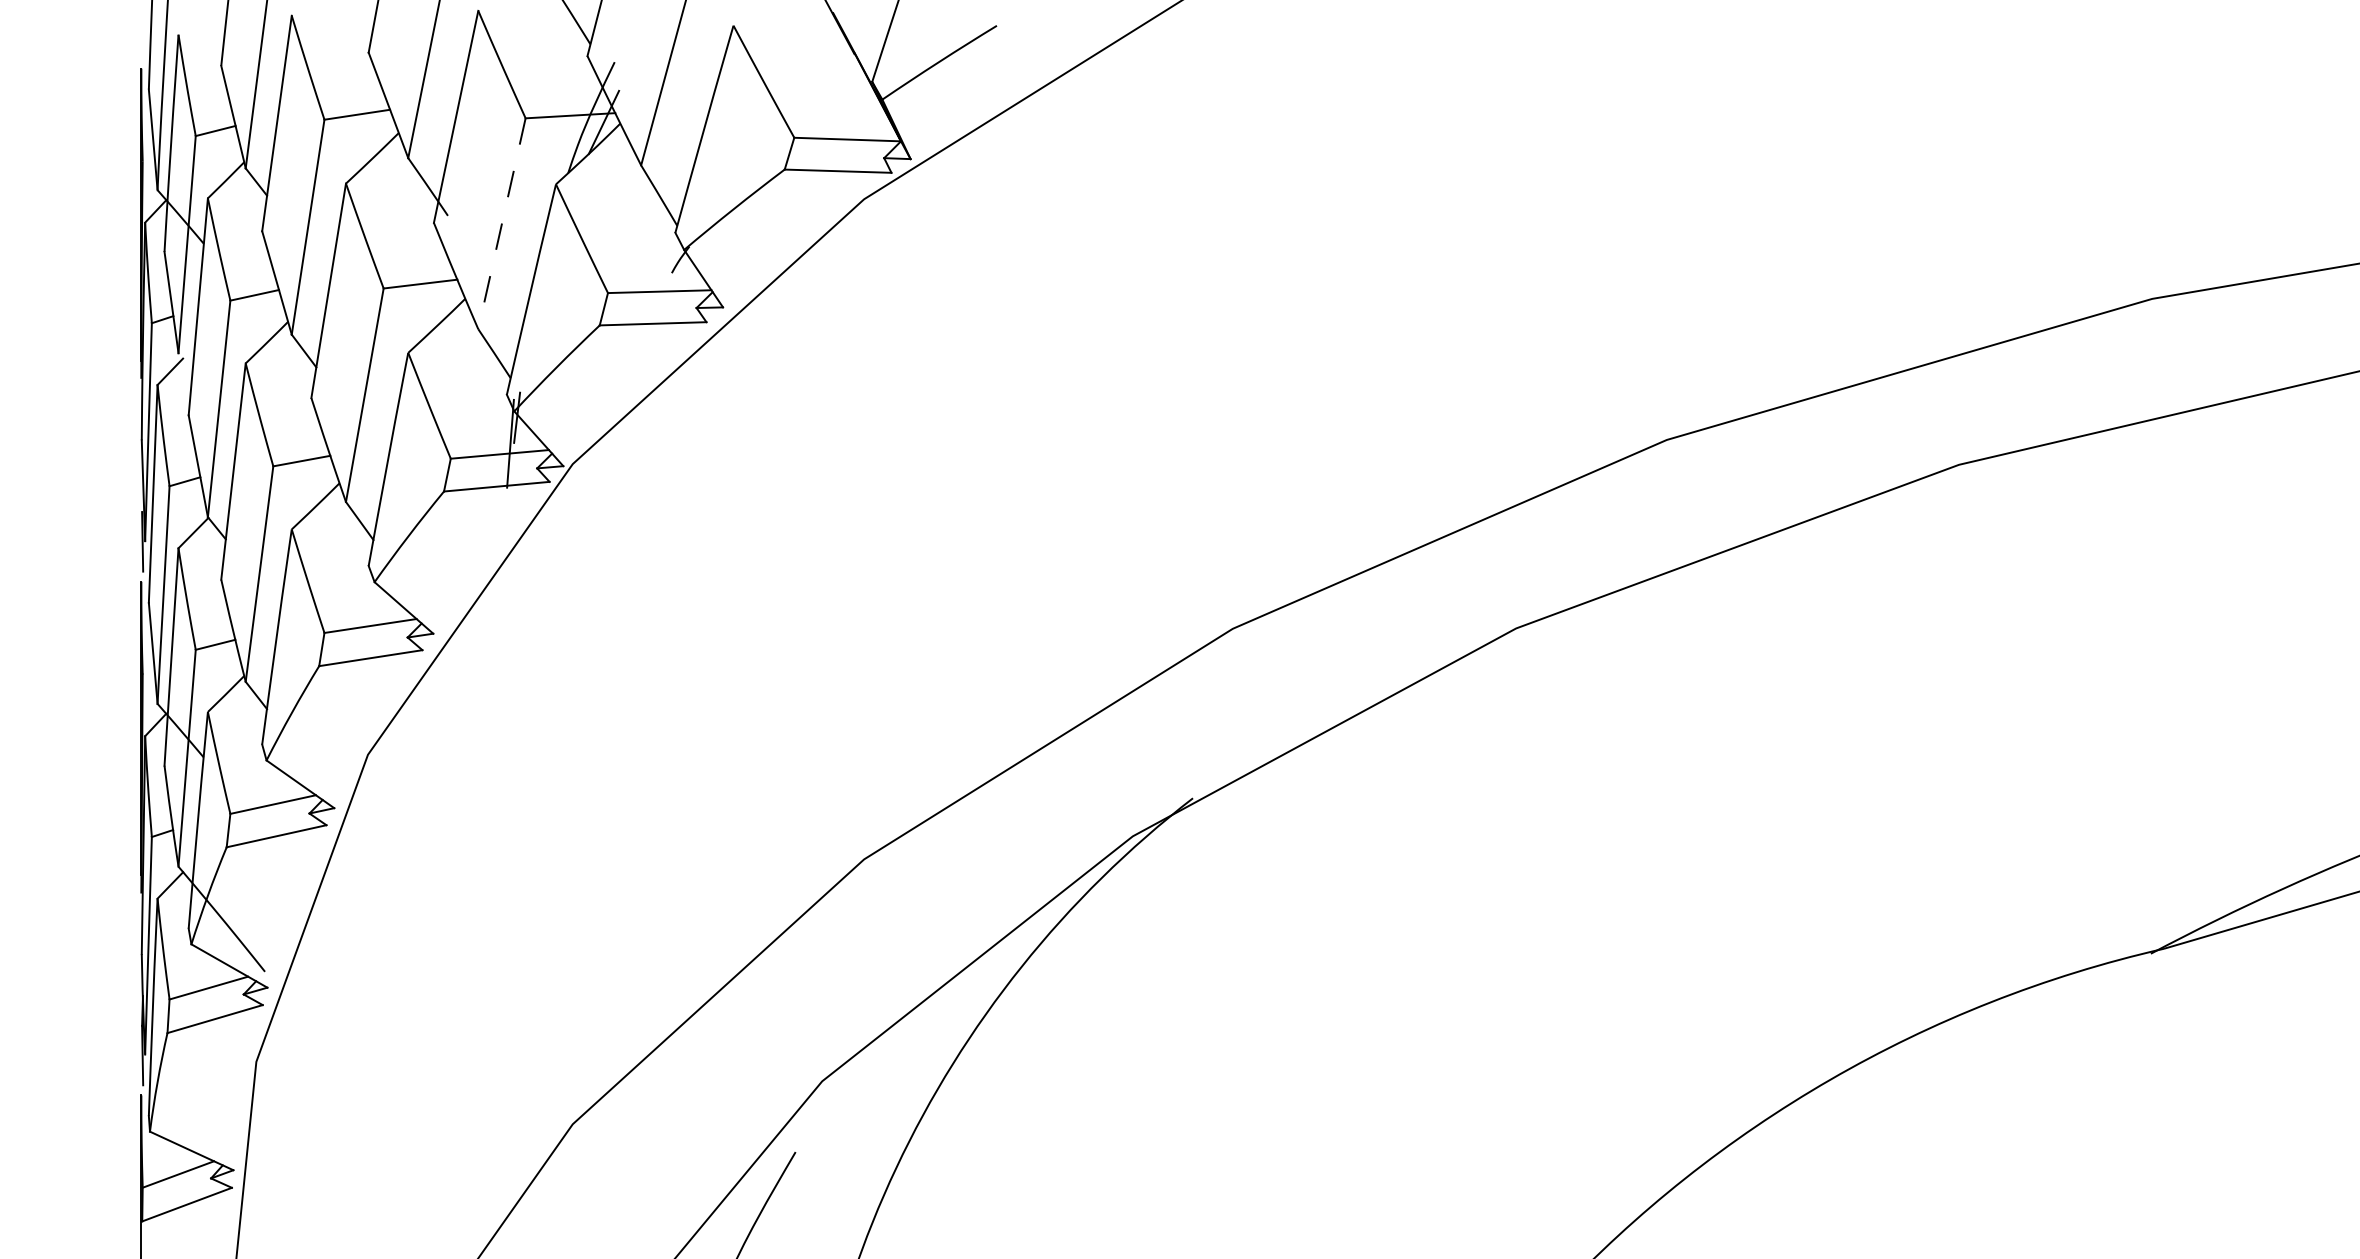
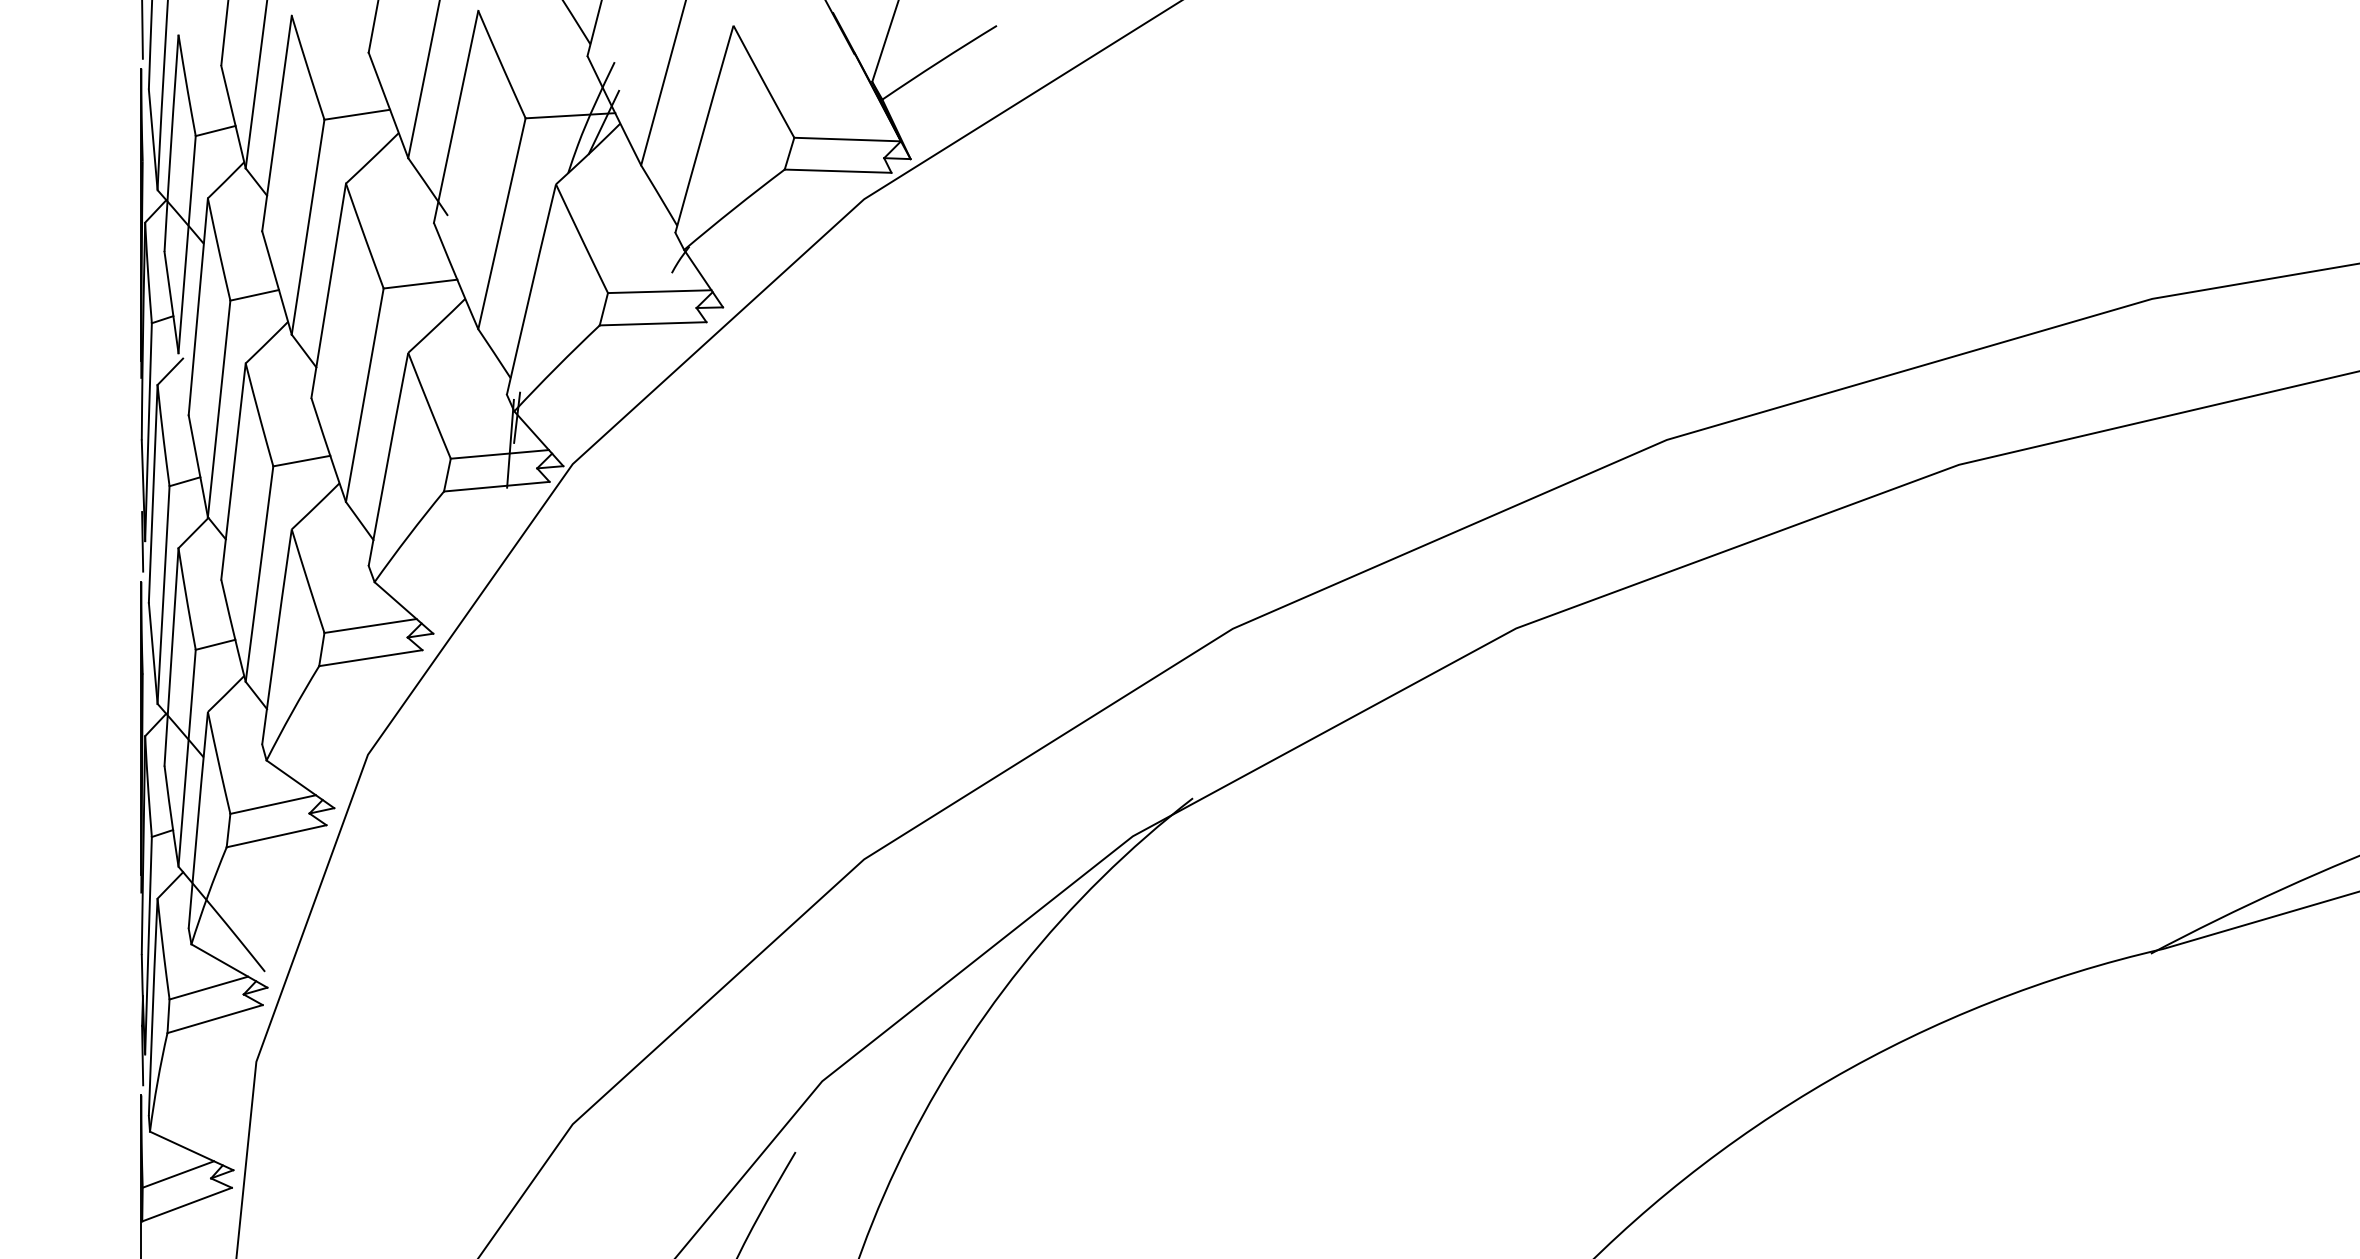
line: none -> present (142, 30)
line: dashed -> solid (501, 224)
